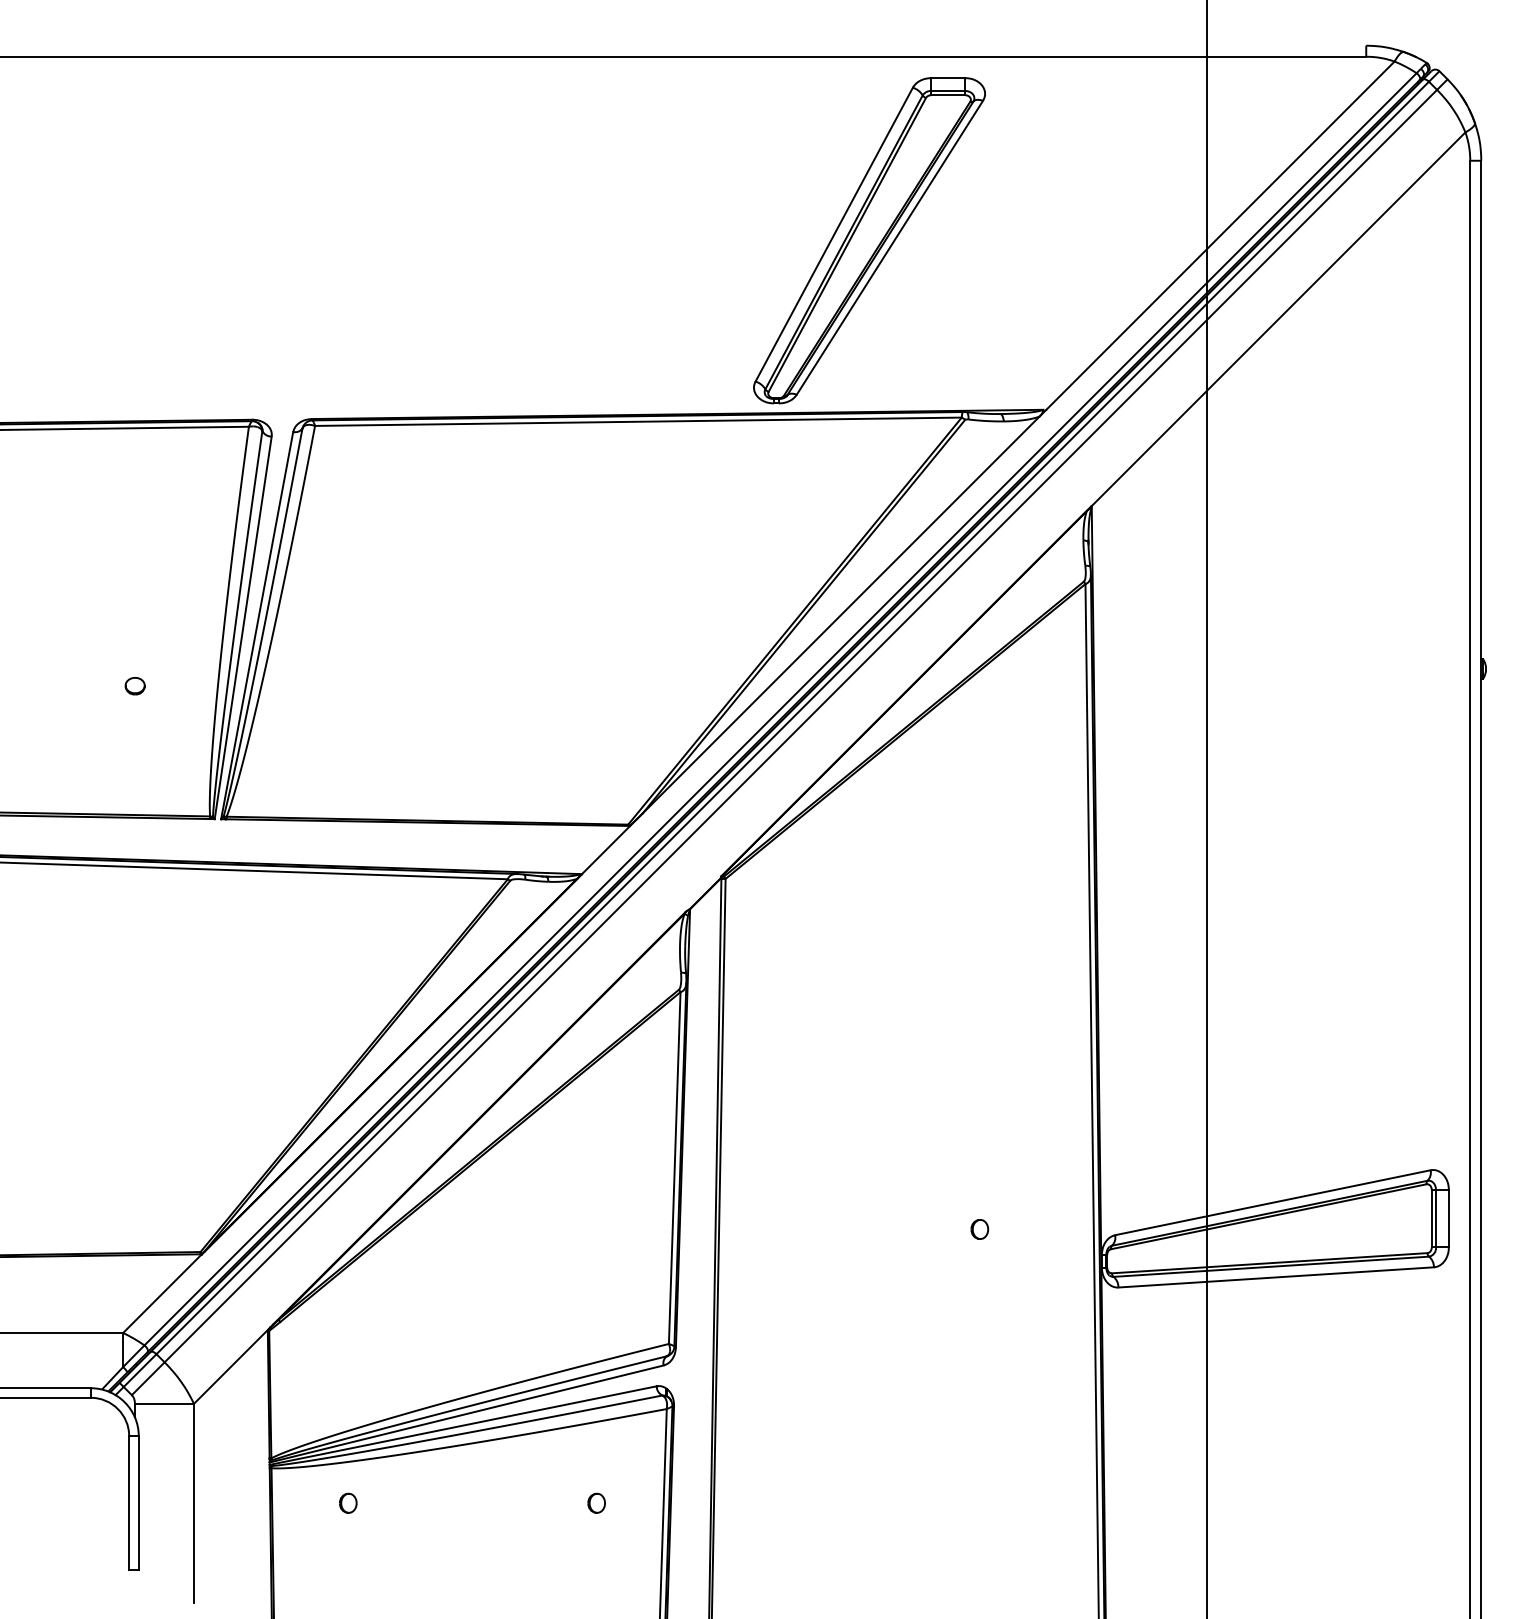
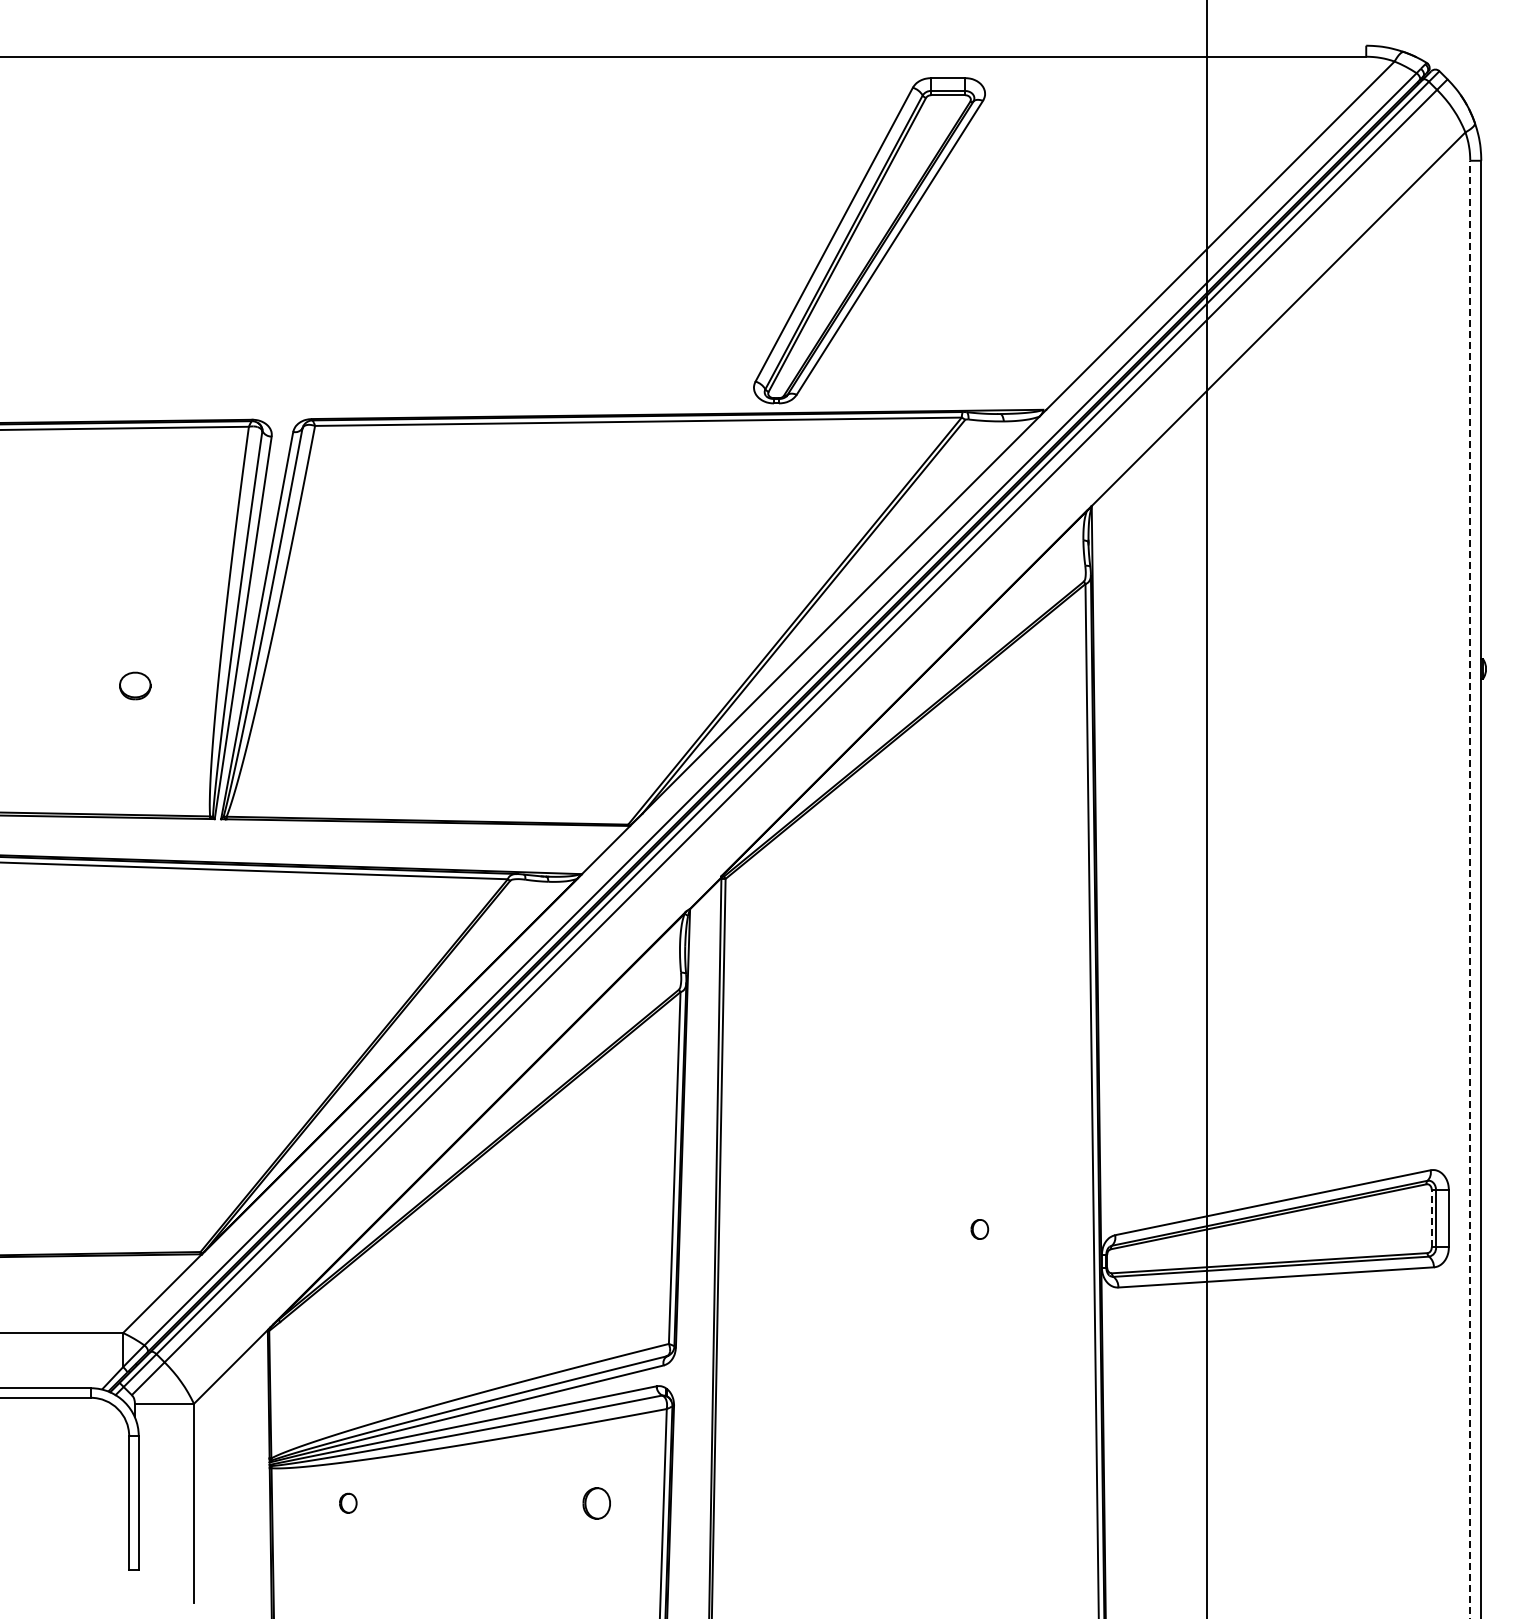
part size: 22x19 px -> 33x30 px (135, 685)
line: solid -> dashed (1470, 889)
line: solid -> dashed (1431, 1218)
part size: 19x22 px -> 29x33 px (596, 1503)
